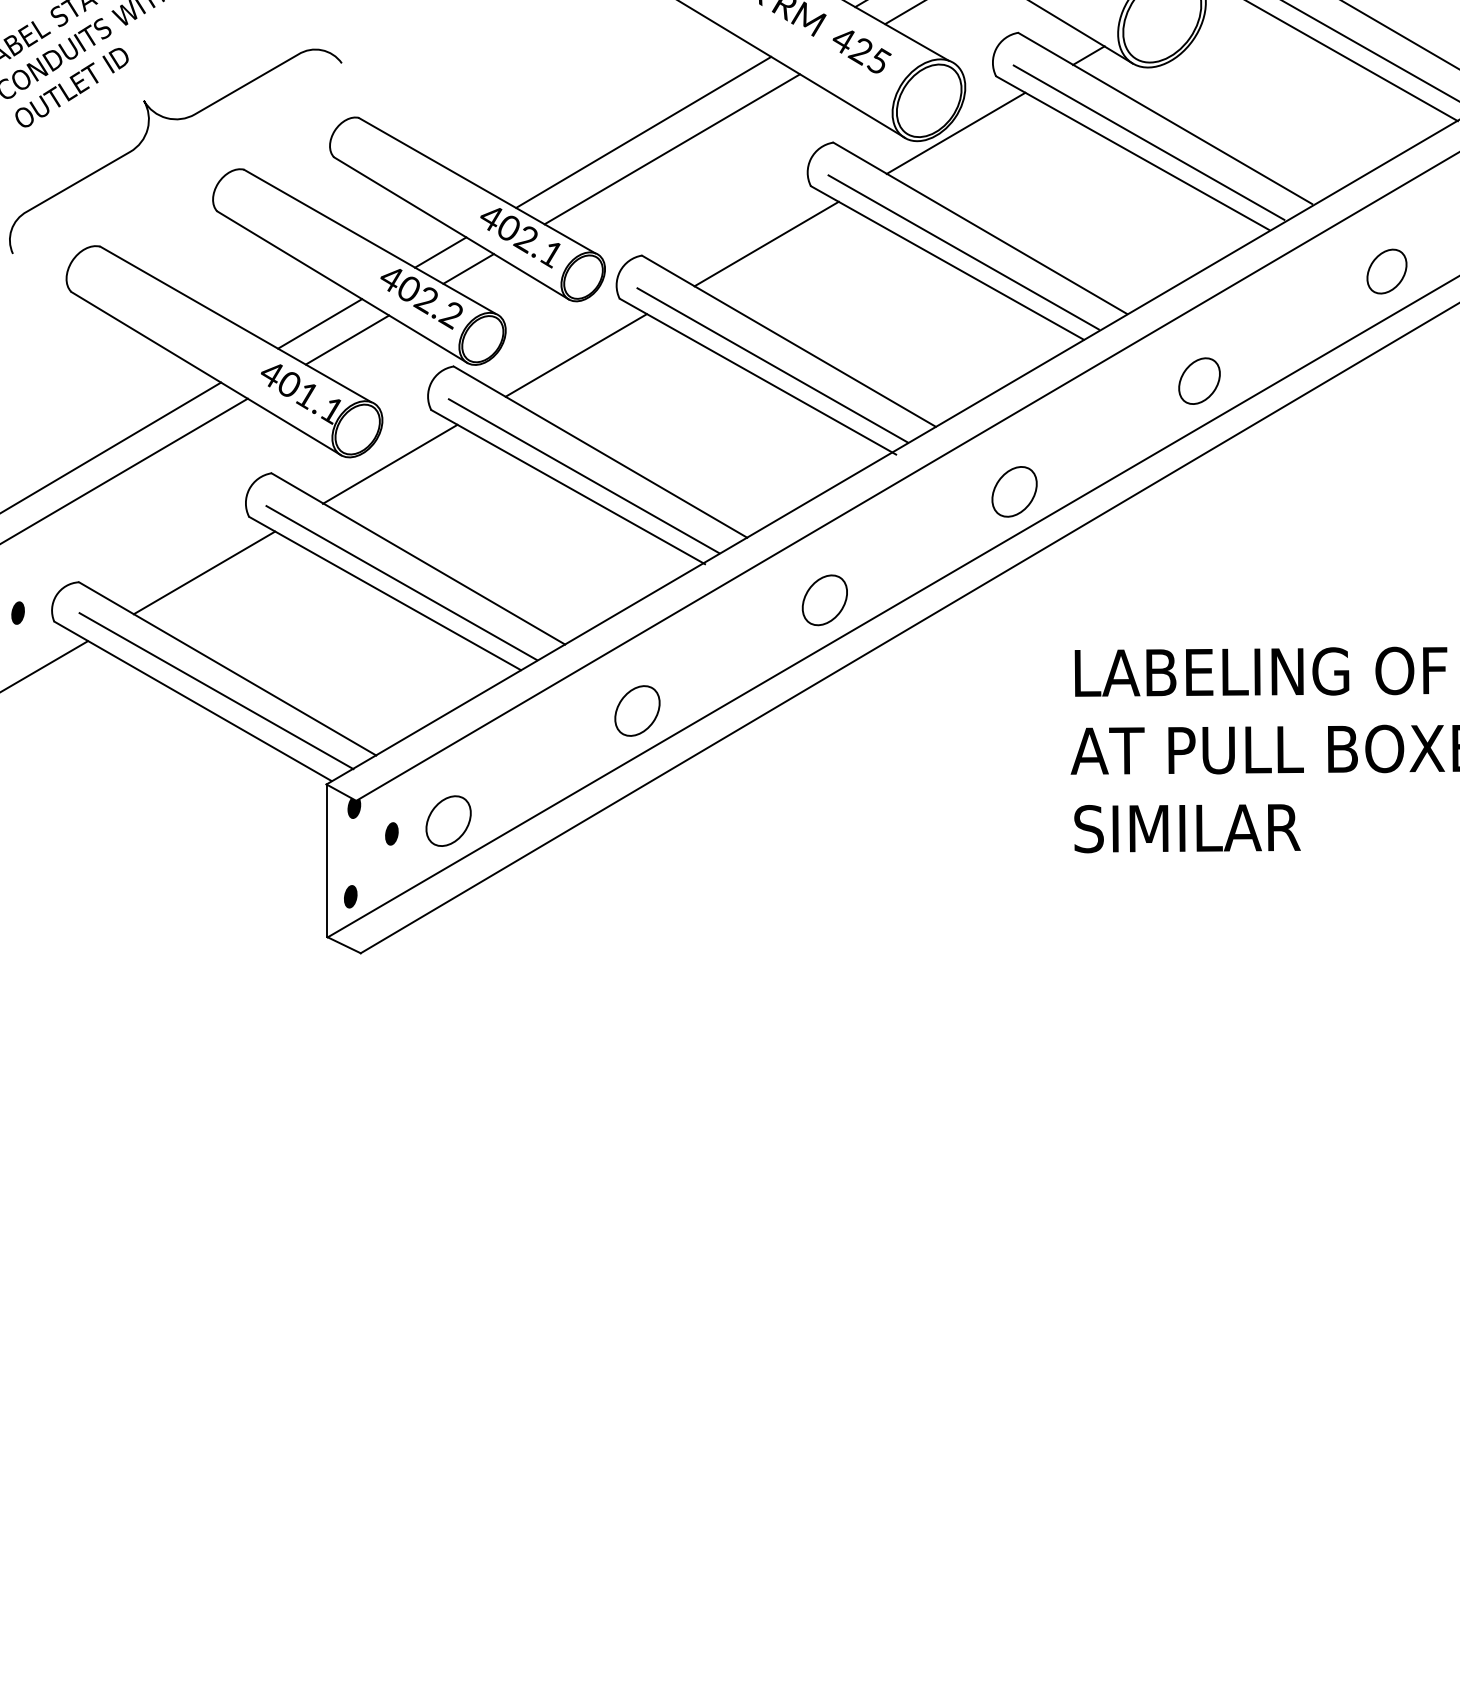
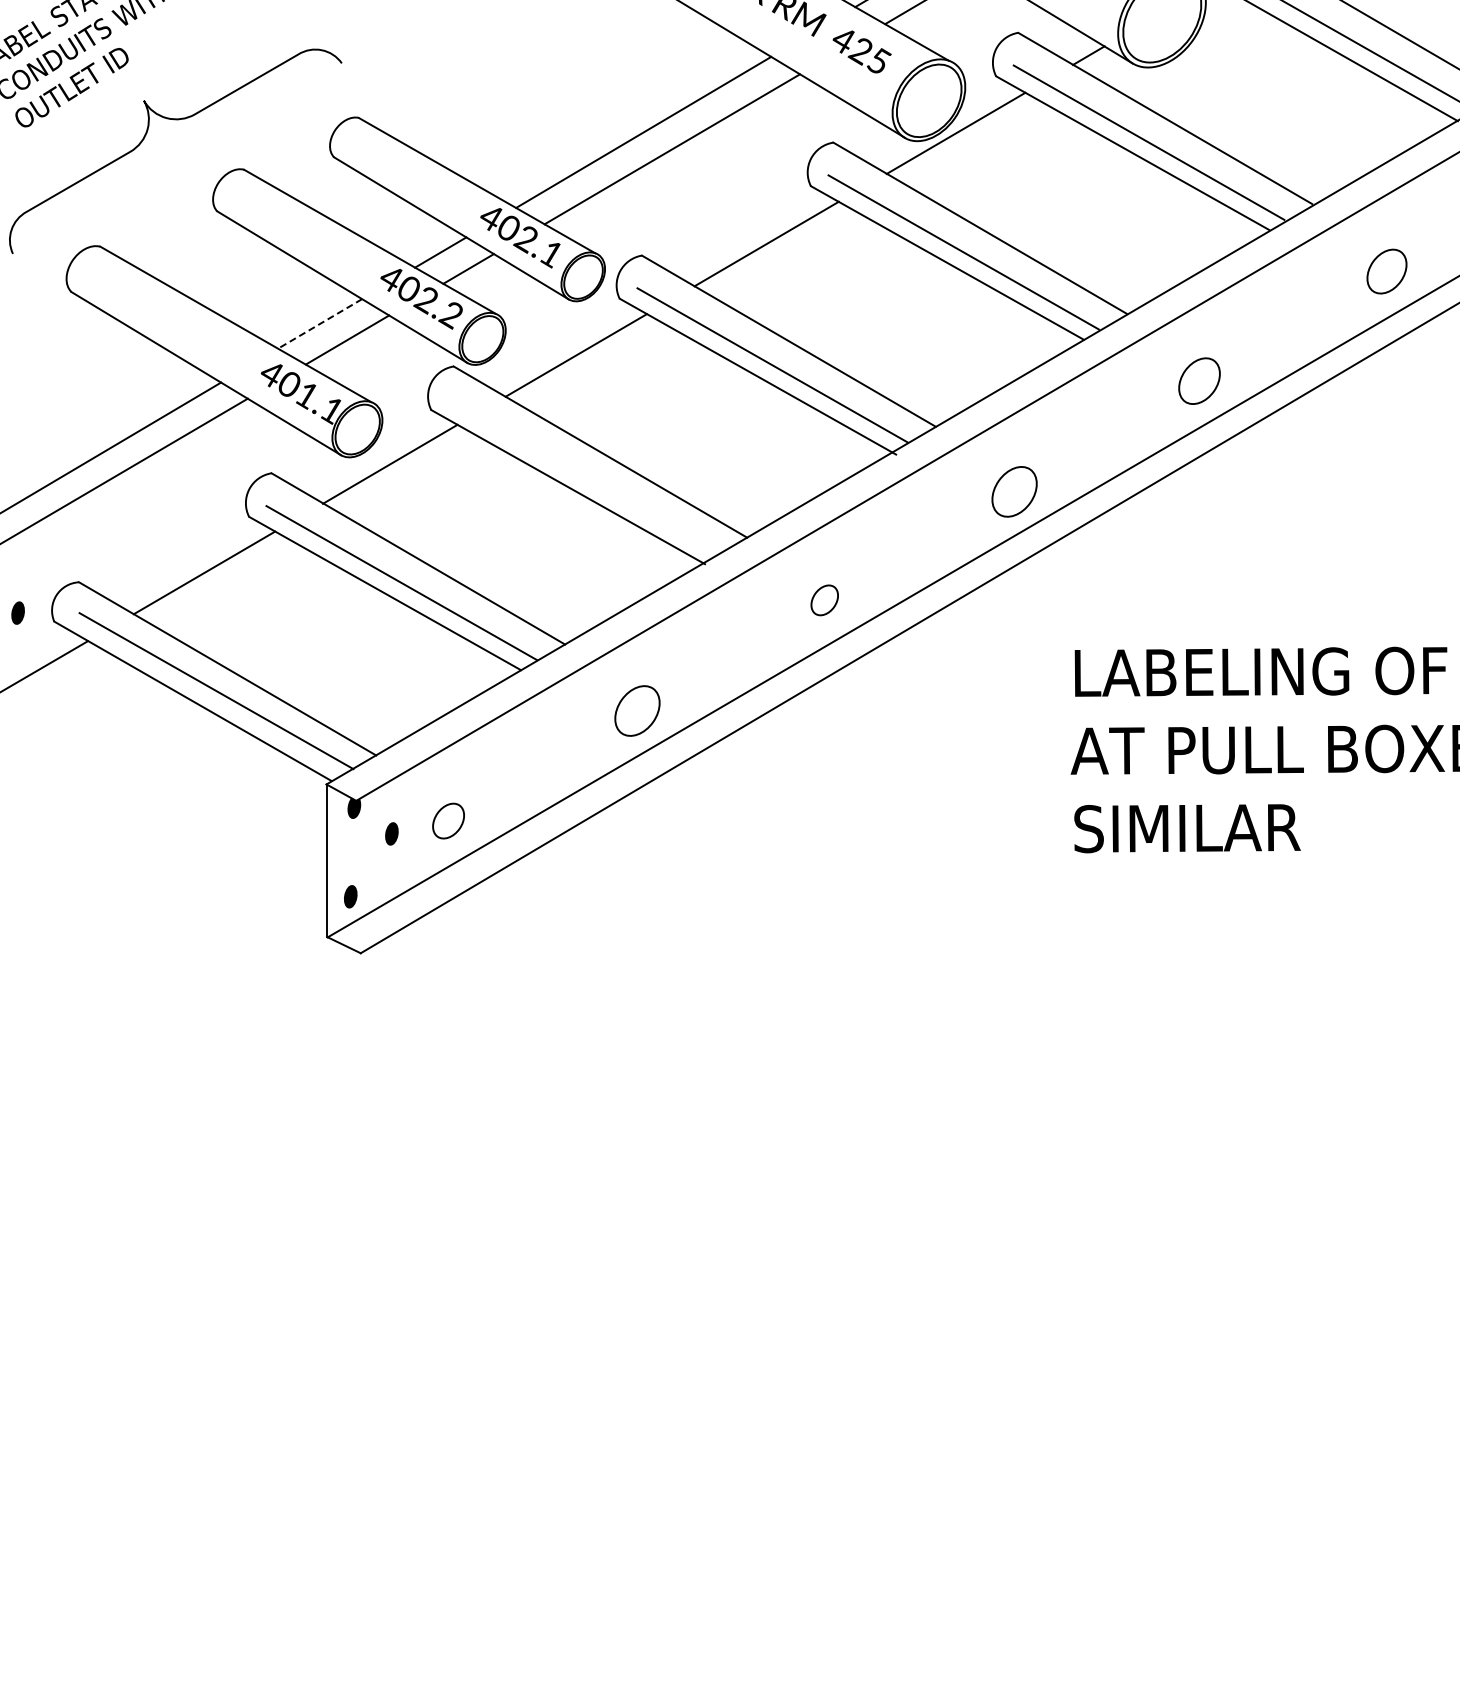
line: solid -> dashed (320, 323)
line: present -> none (583, 476)
part size: 47x53 px -> 29x33 px (824, 600)
part size: 47x52 px -> 33x38 px (448, 820)
